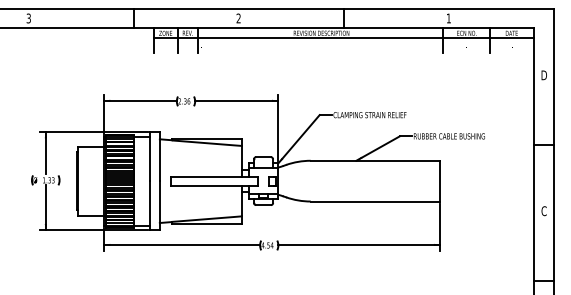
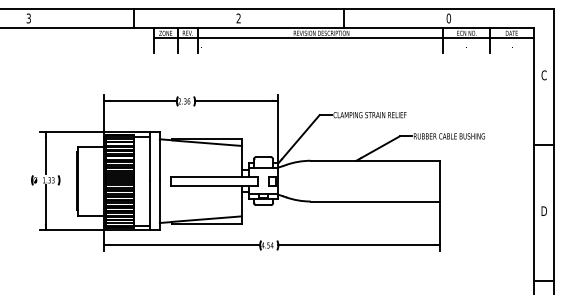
text: 1 -> 0 (448, 18)
text: D -> C (543, 75)
text: C -> D (543, 211)
